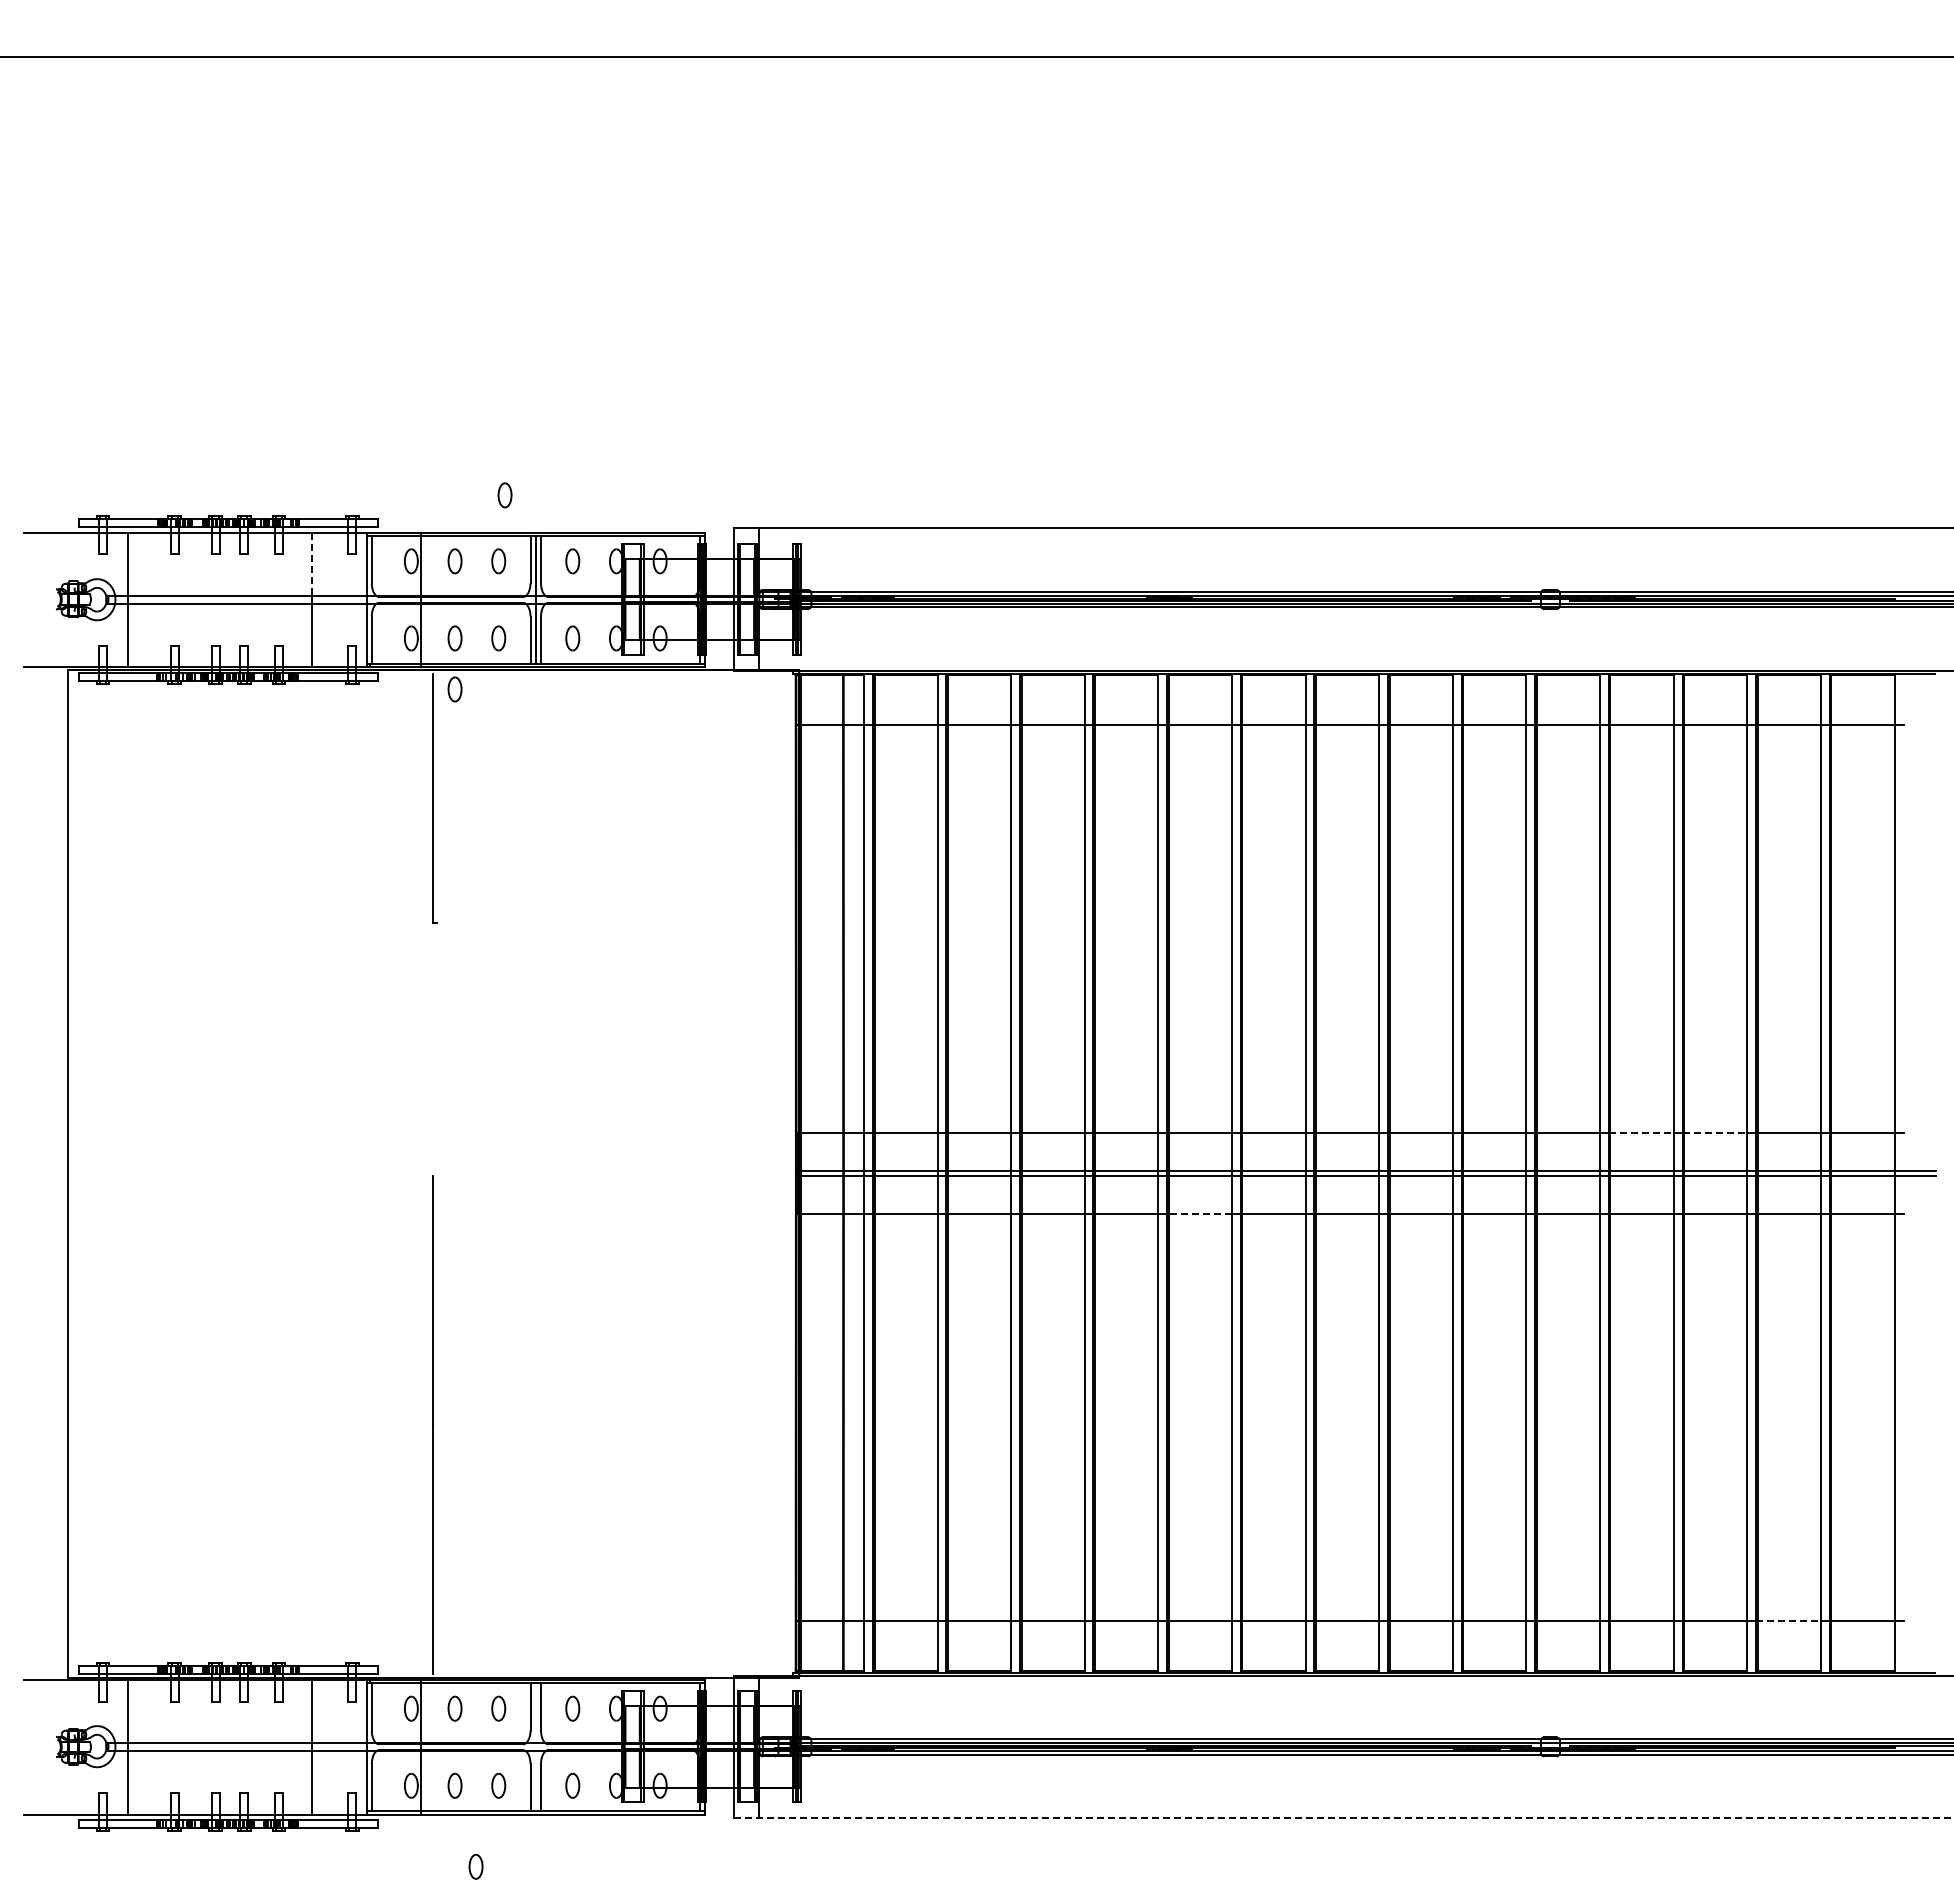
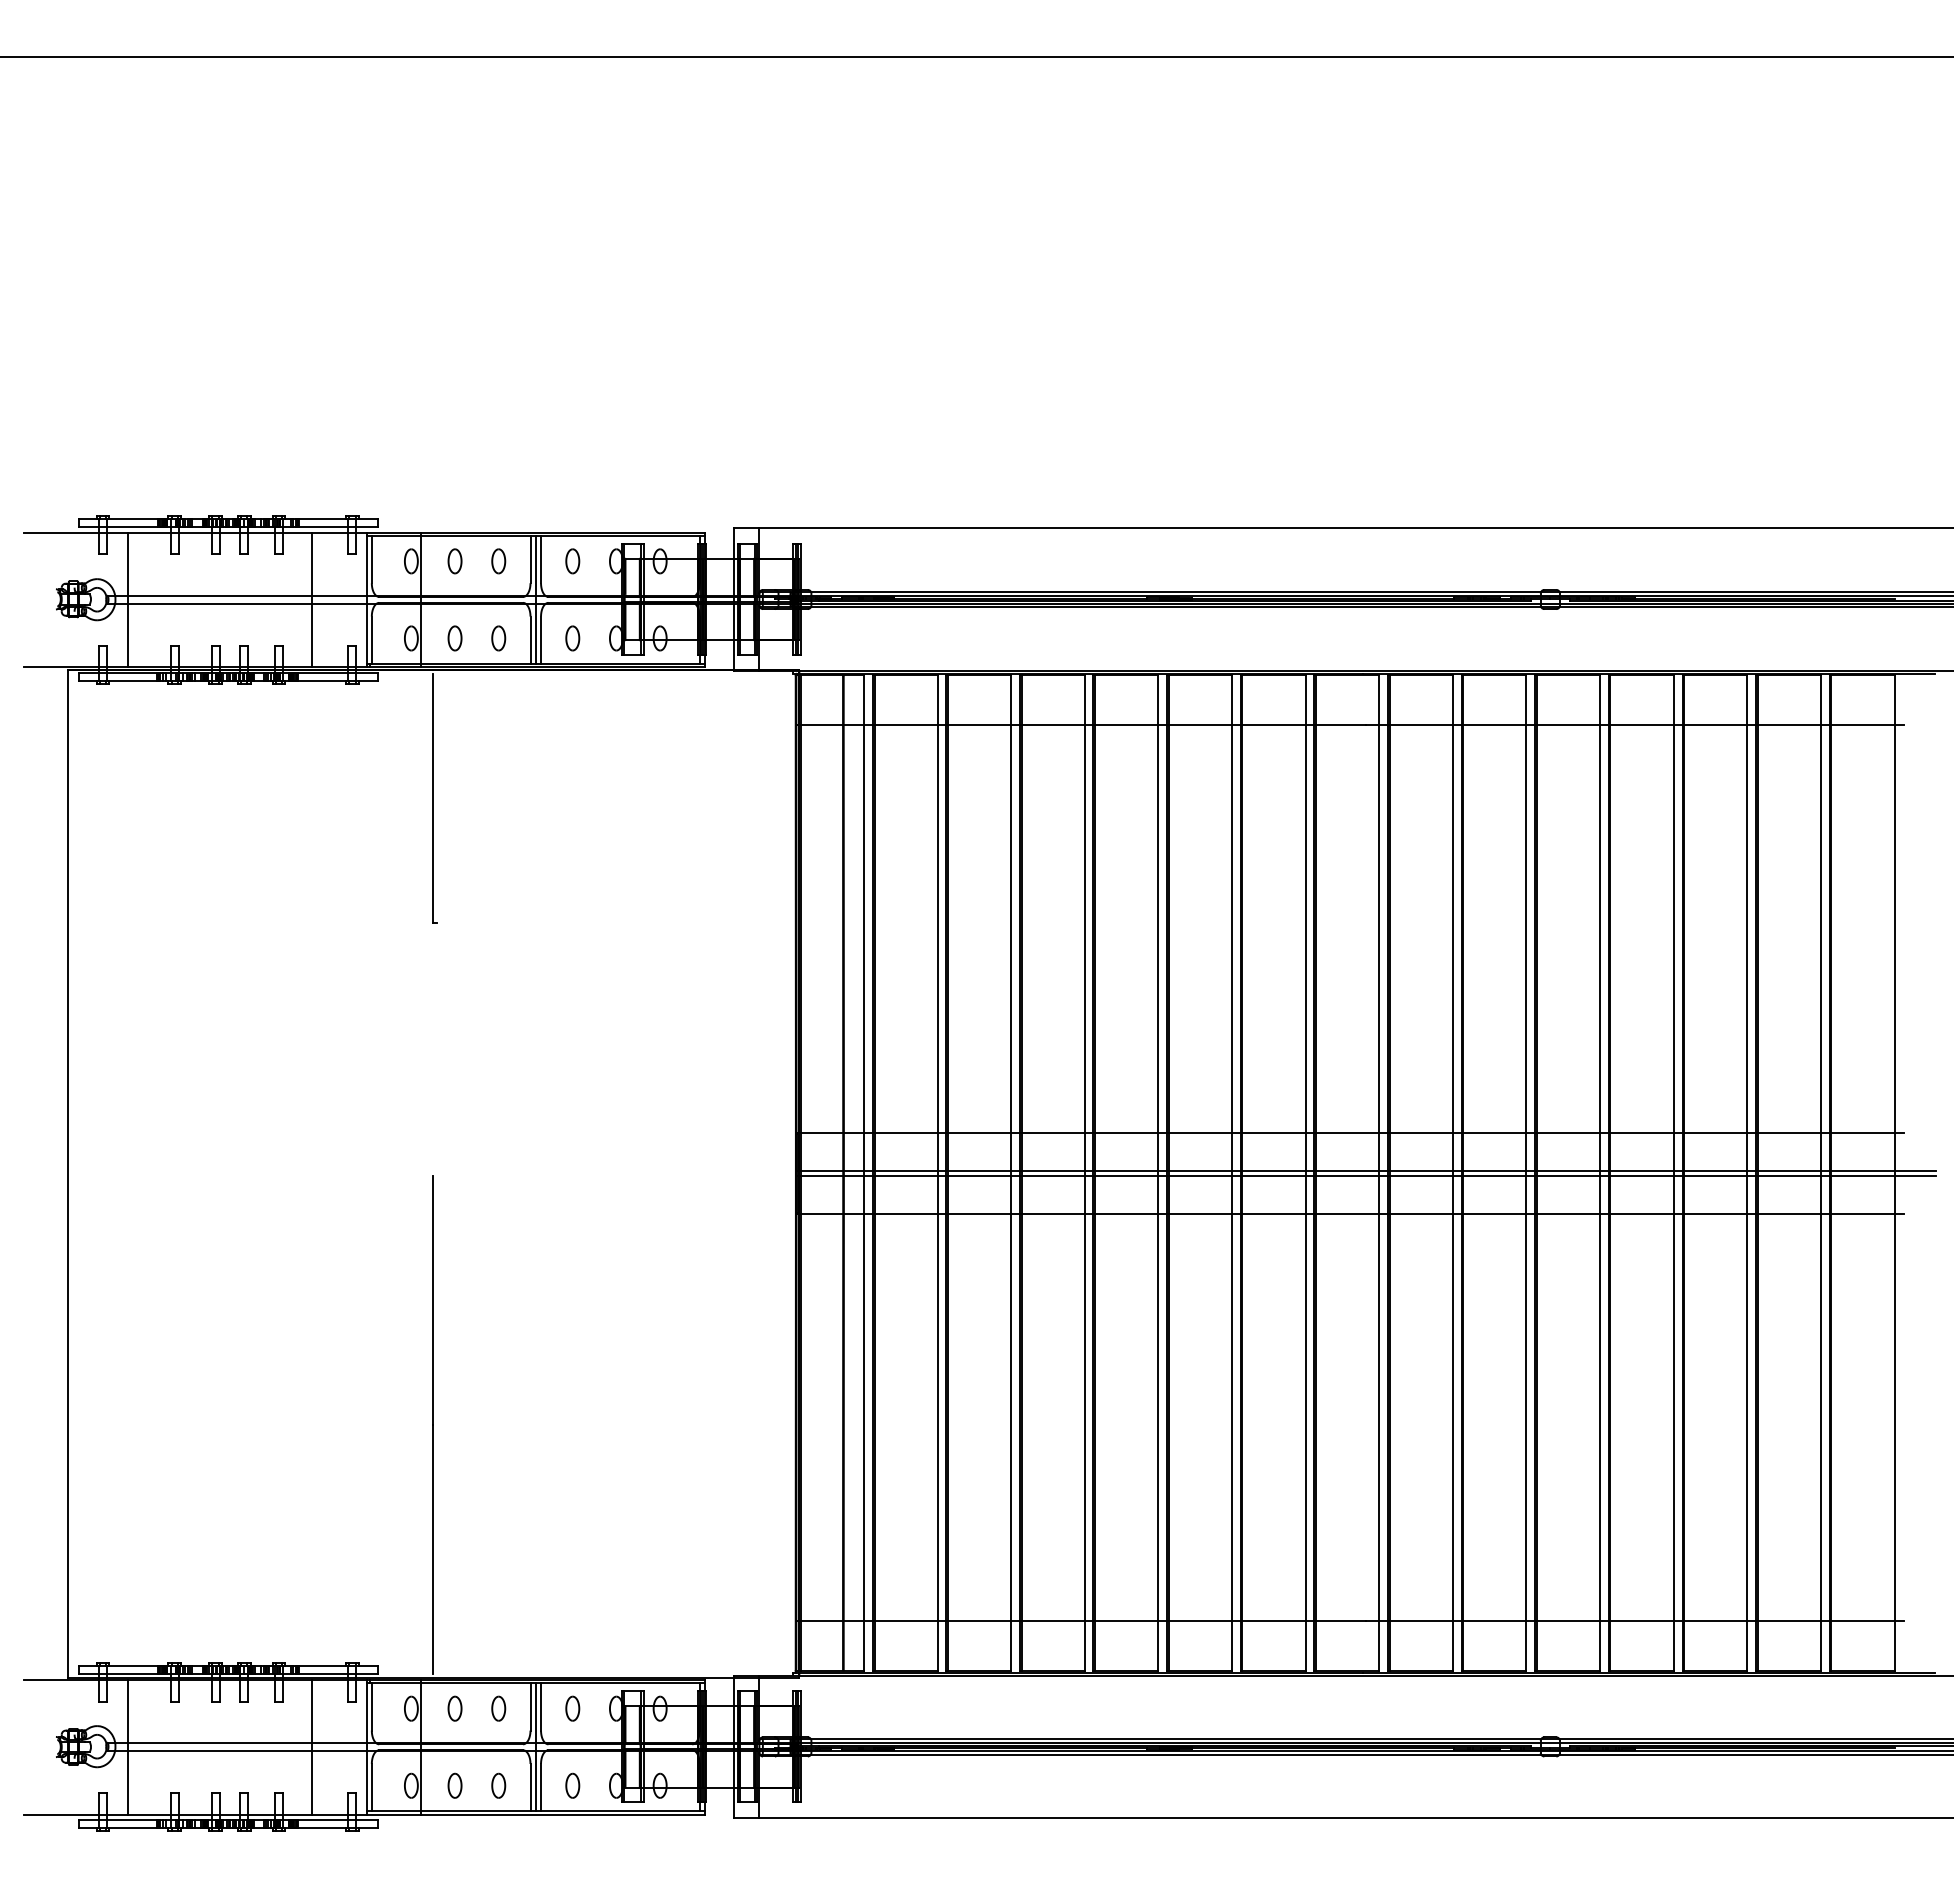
part: present -> none (504, 495)
line: dashed -> solid (311, 564)
part: present -> none (454, 689)
line: dashed -> solid (1641, 1132)
line: dashed -> solid (1715, 1132)
line: dashed -> solid (1199, 1214)
line: dashed -> solid (1789, 1621)
line: none -> present (535, 1747)
line: dashed -> solid (1344, 1818)
part: present -> none (475, 1866)
